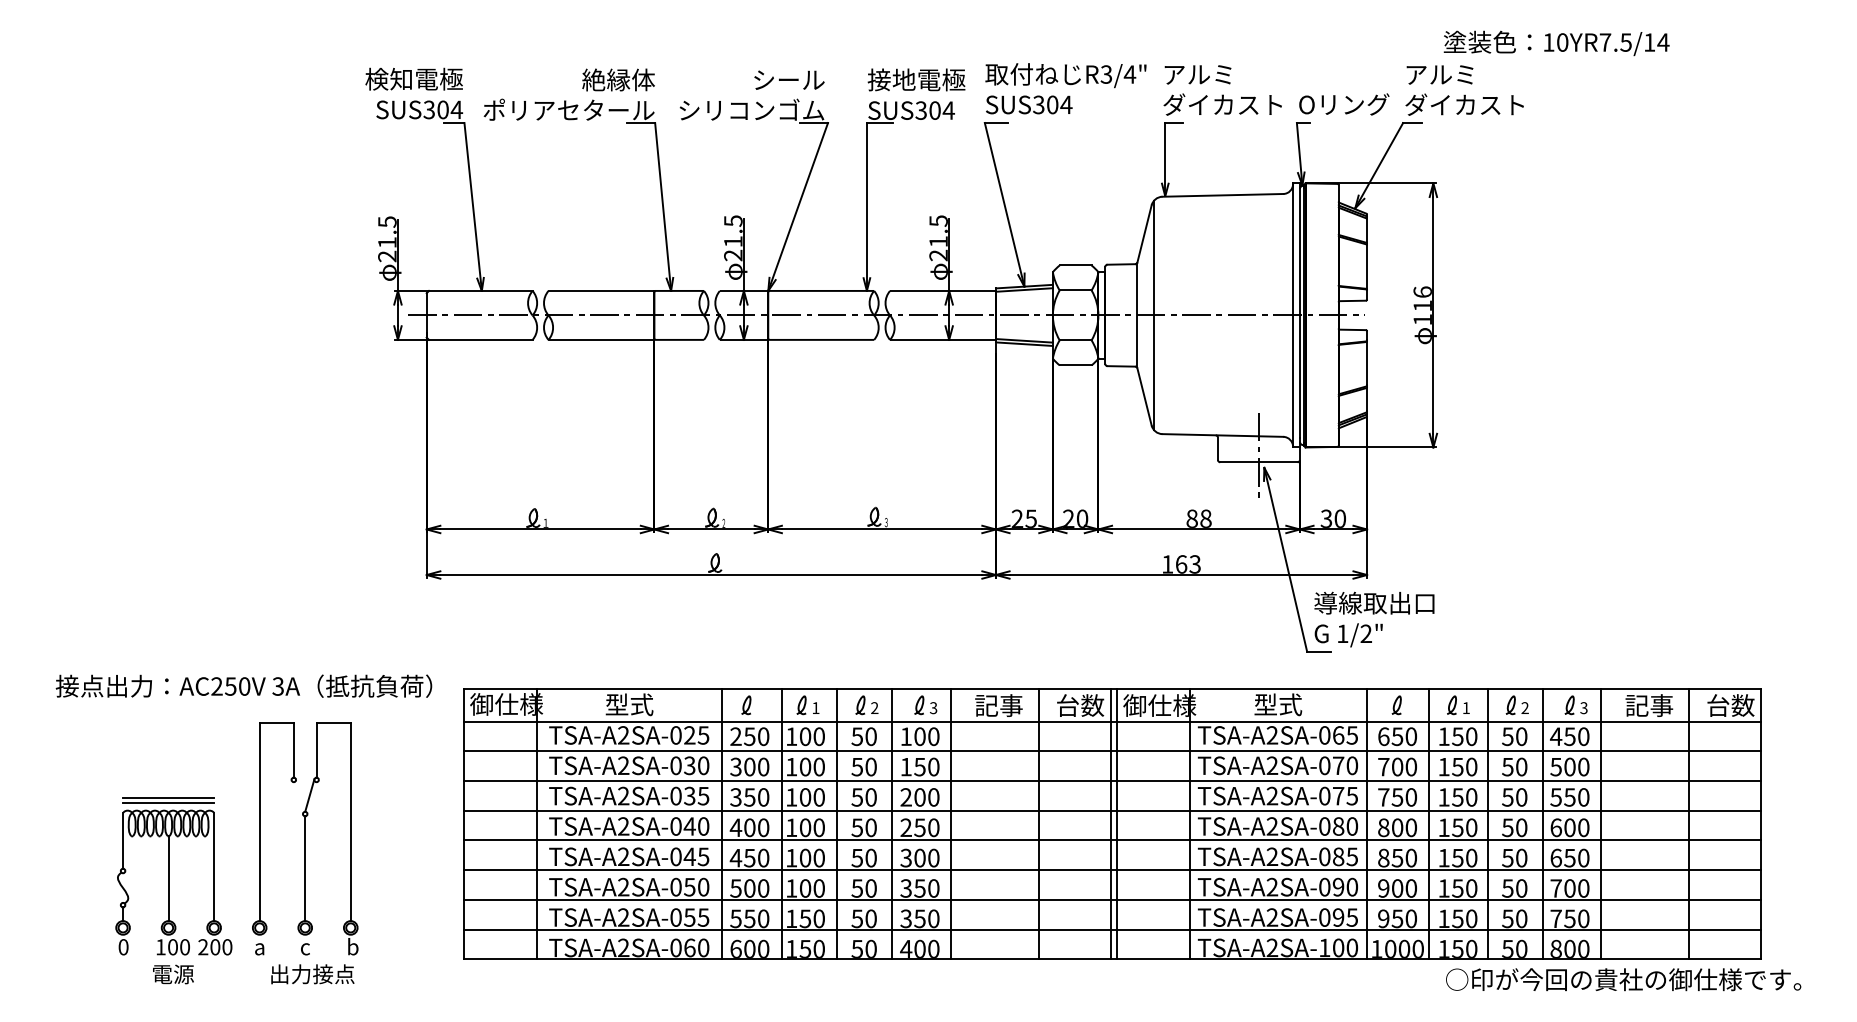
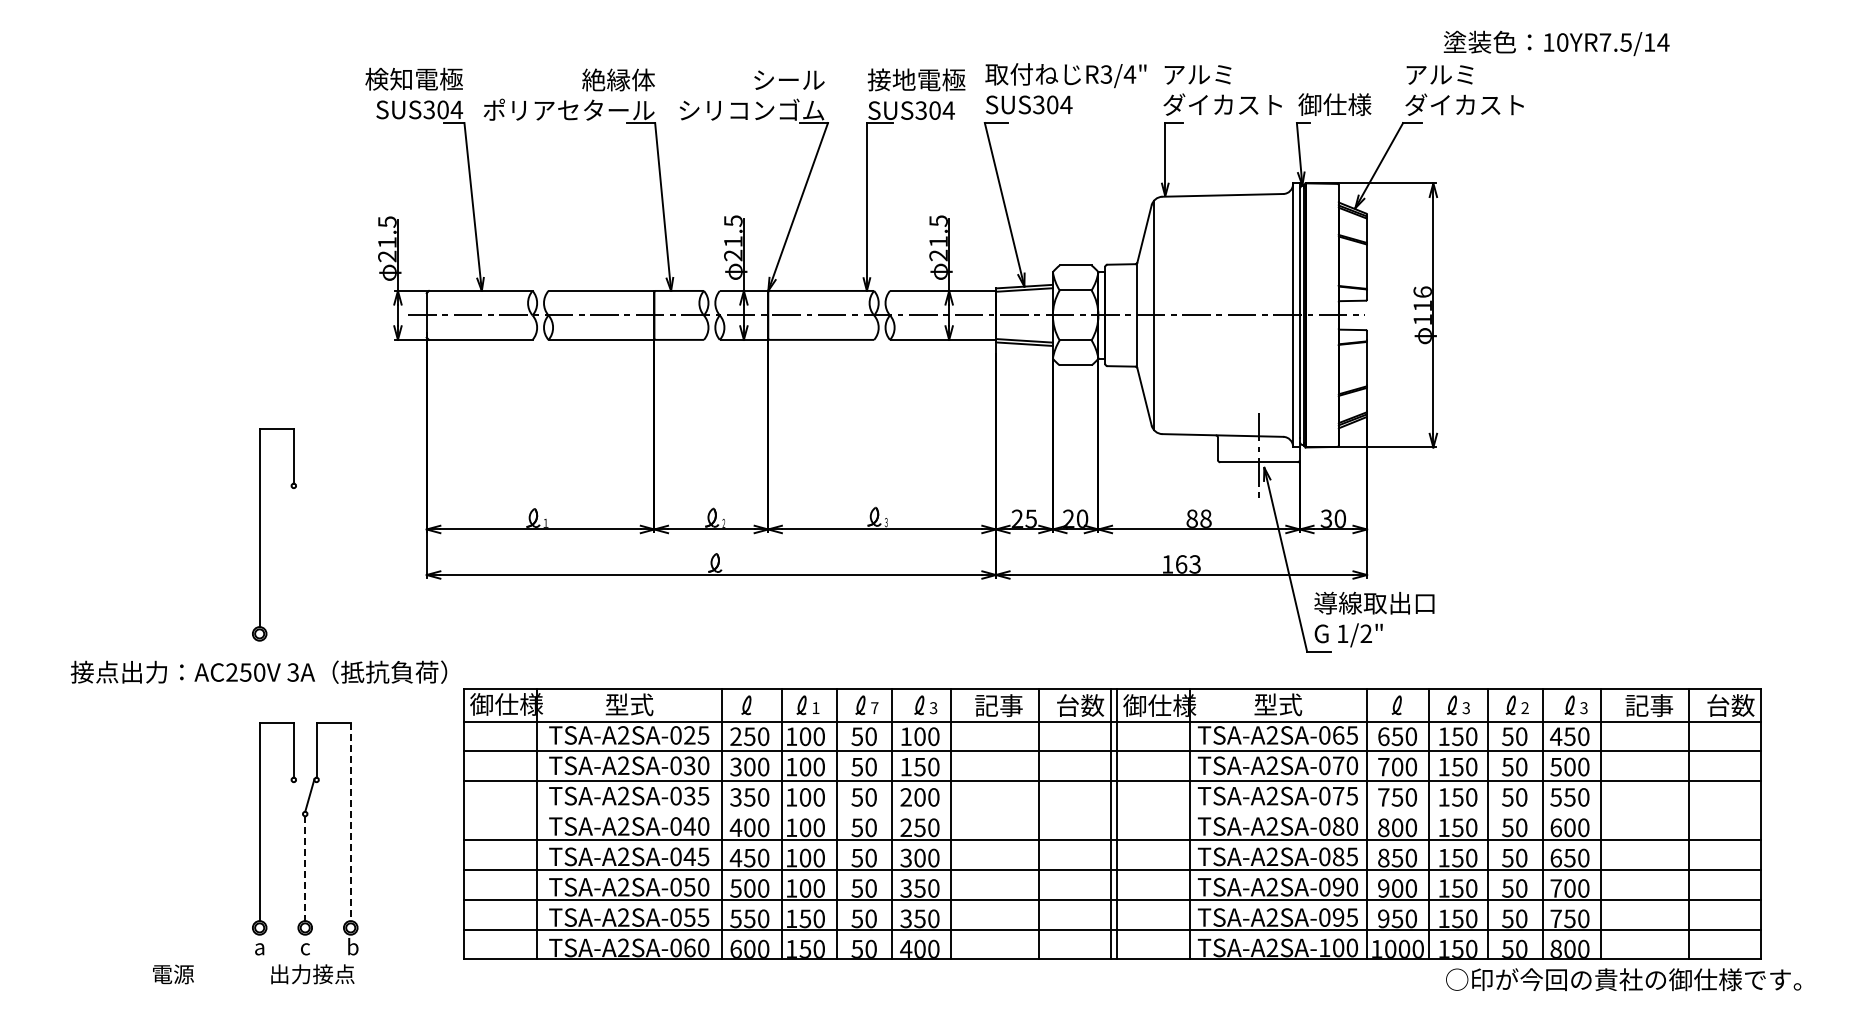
text: Oリング -> 御仕様 (1343, 104)
part: none -> present (260, 534)
text position: (243, 685) -> (258, 671) (258, 671)
text: 2 -> 7 (874, 707)
text: 1 -> 3 (1465, 708)
line: present -> none (1112, 810)
line: solid -> dashed (350, 822)
line: solid -> dashed (305, 869)
part: present -> none (173, 876)
